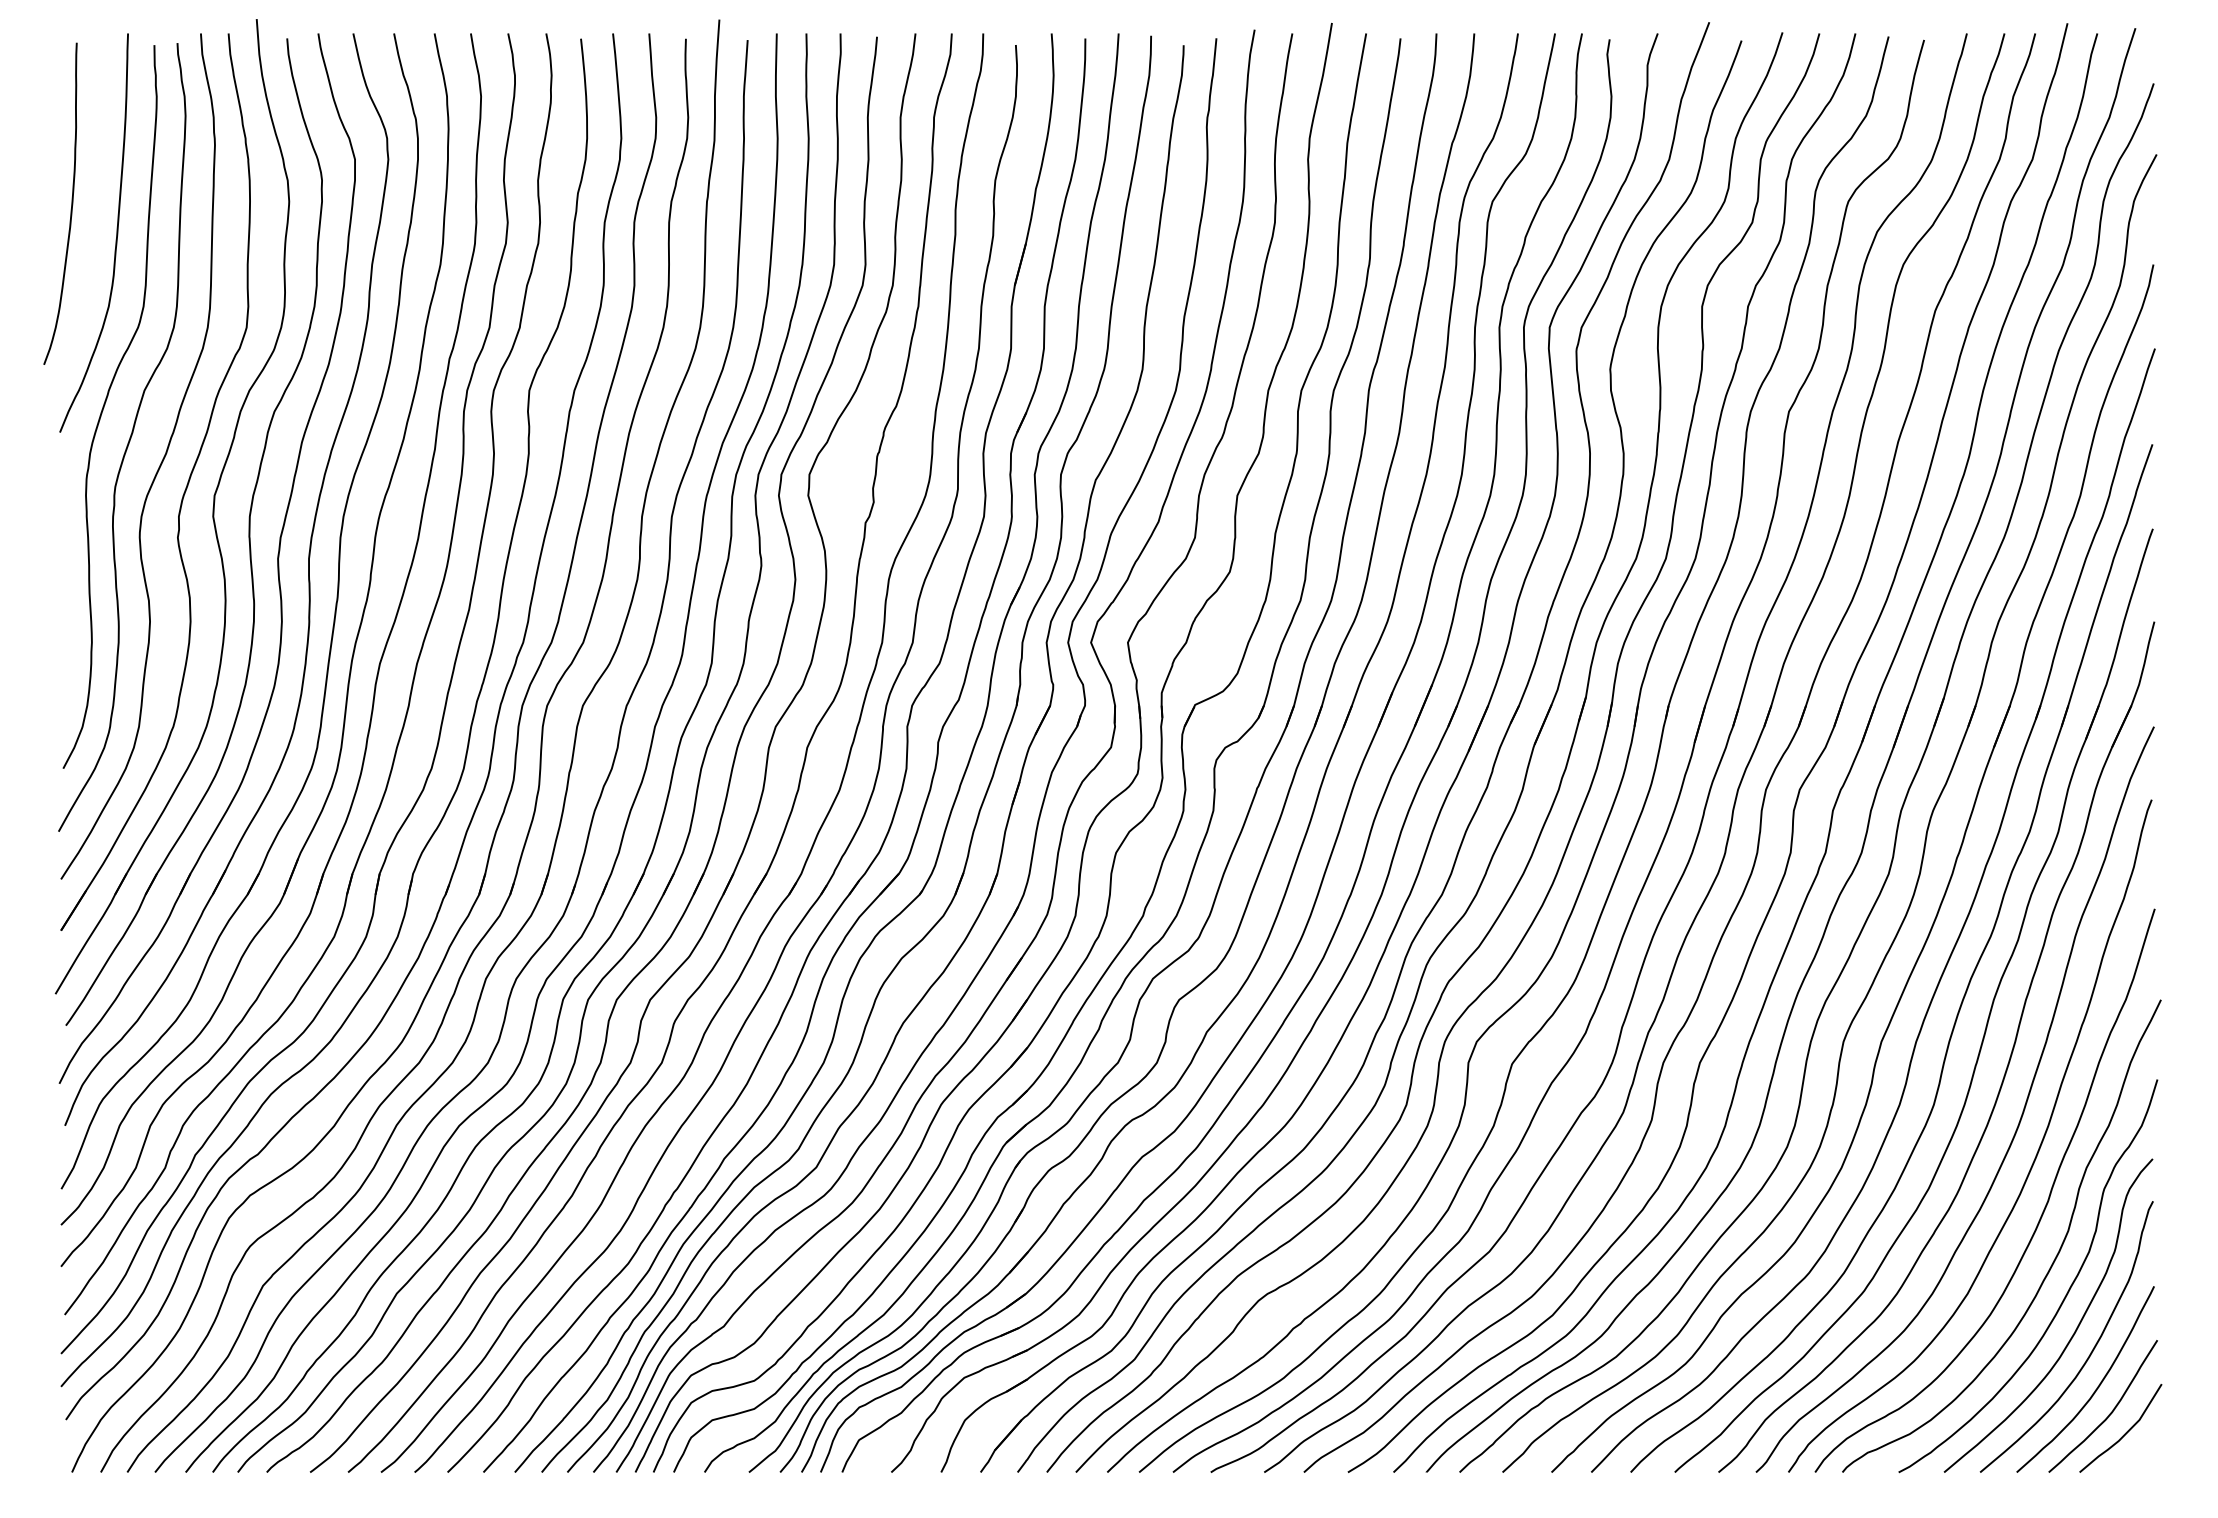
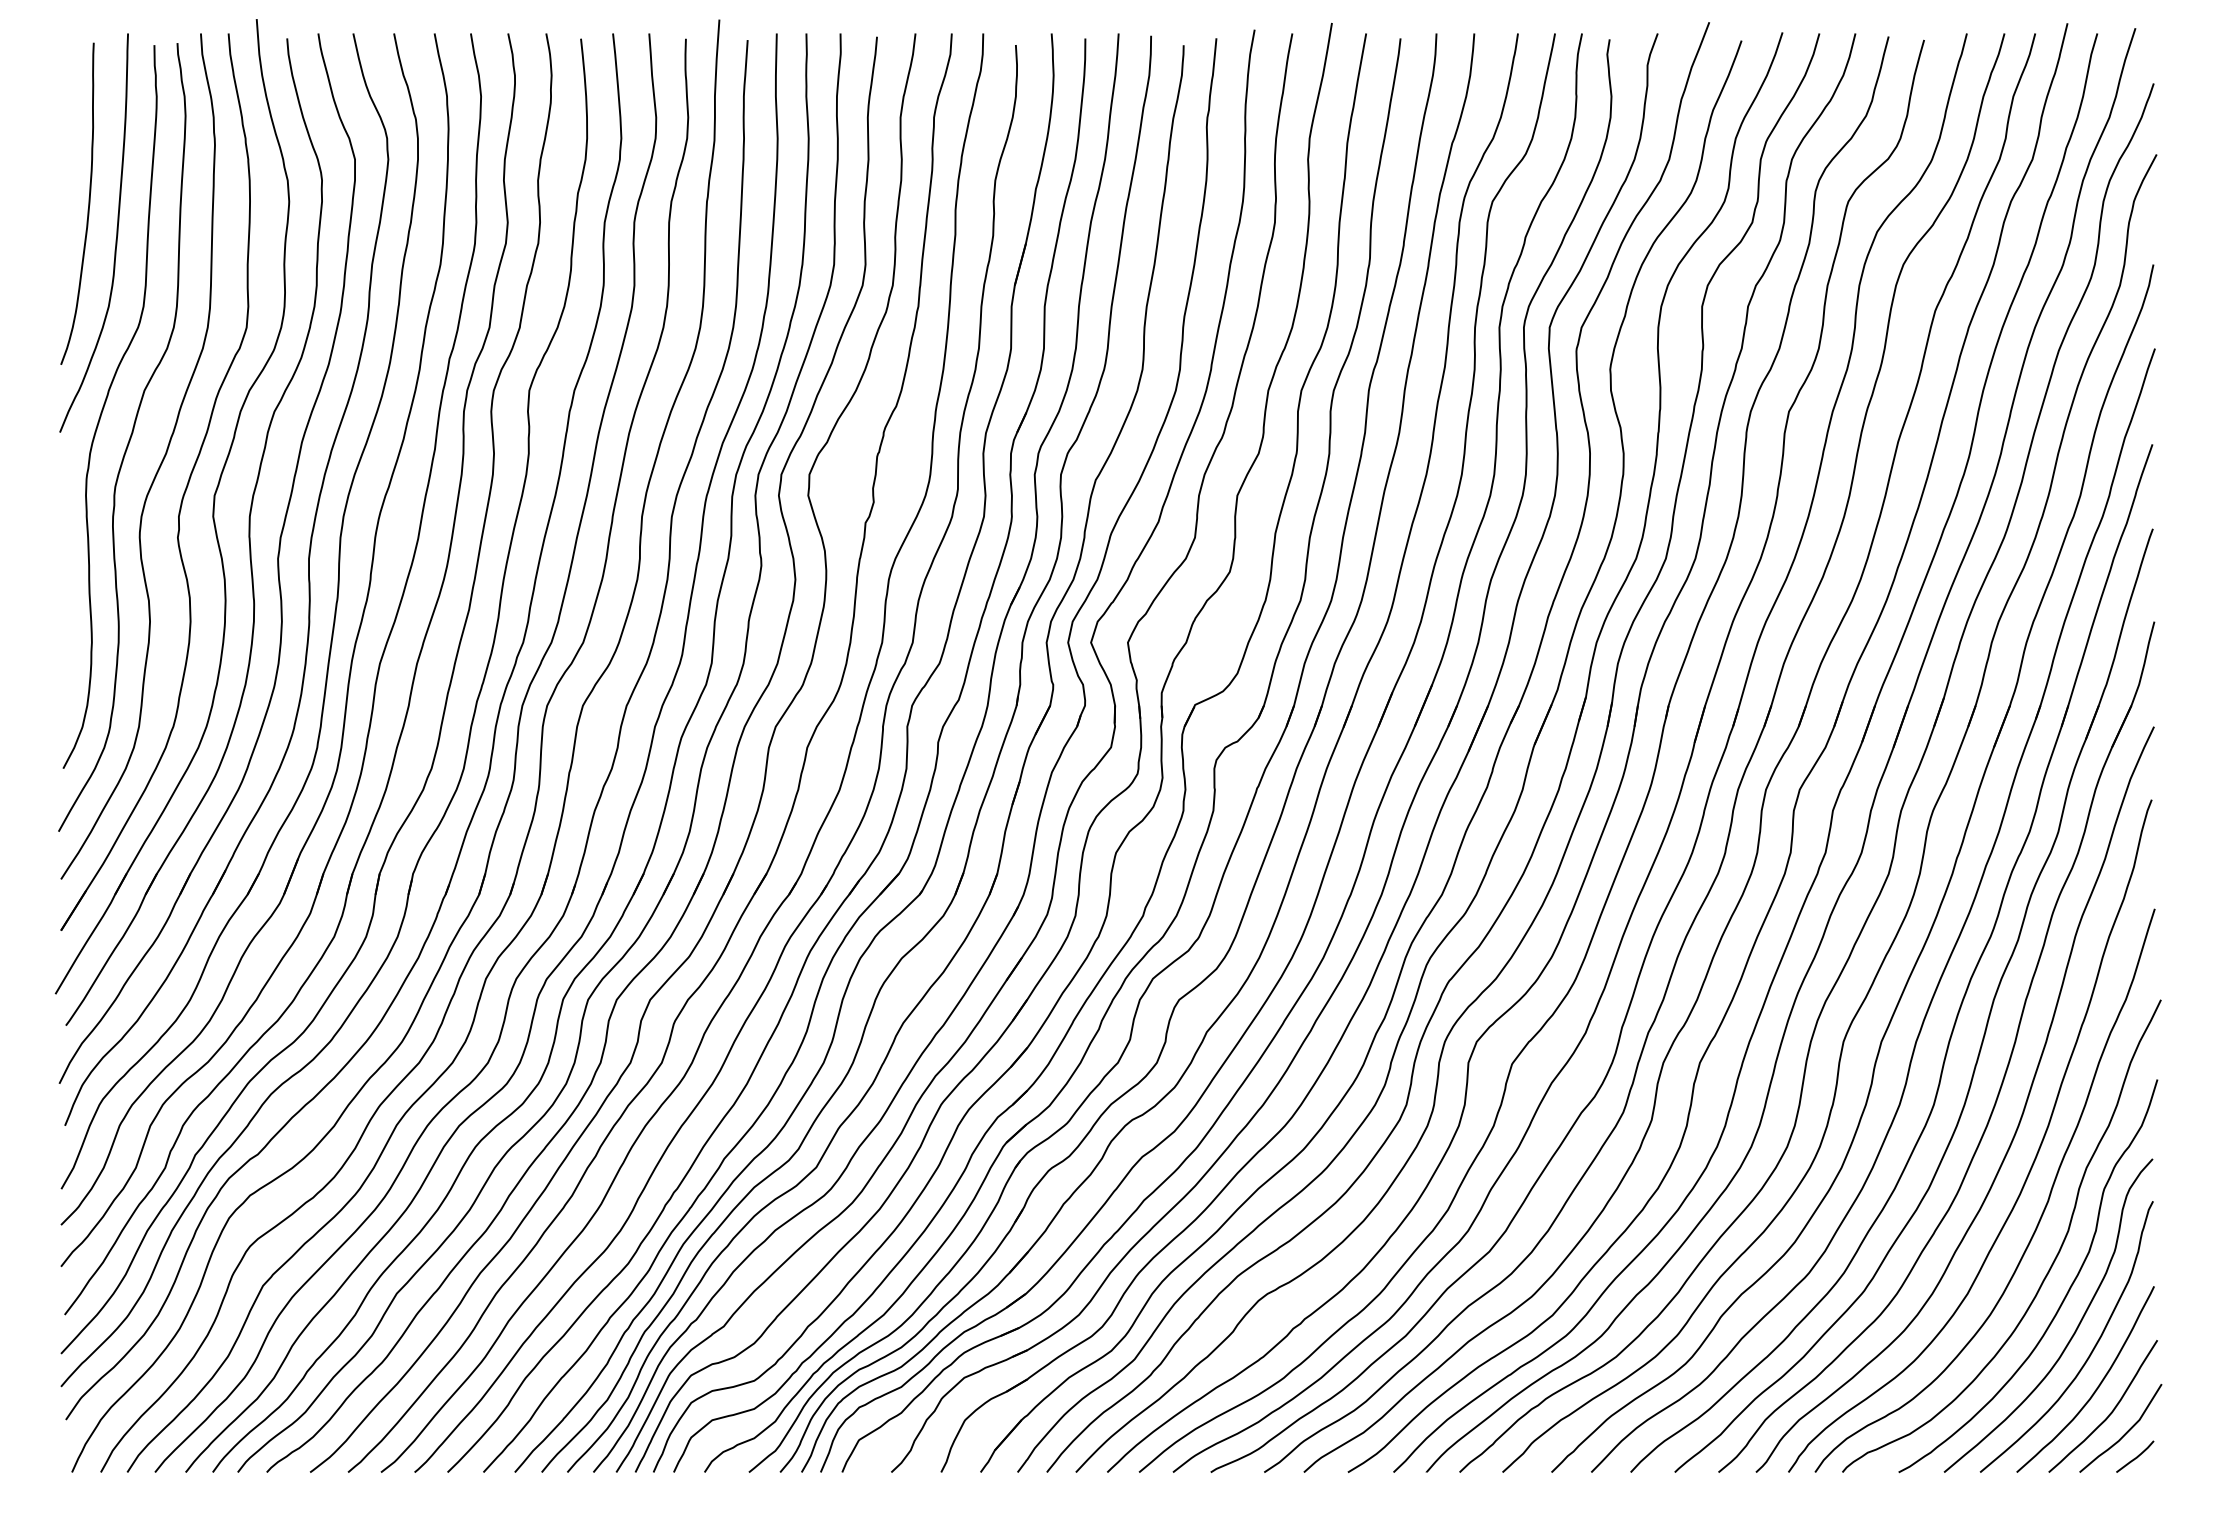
curve position: (71, 203) -> (88, 203) (88, 203)
curve: none -> present (2136, 1456)
